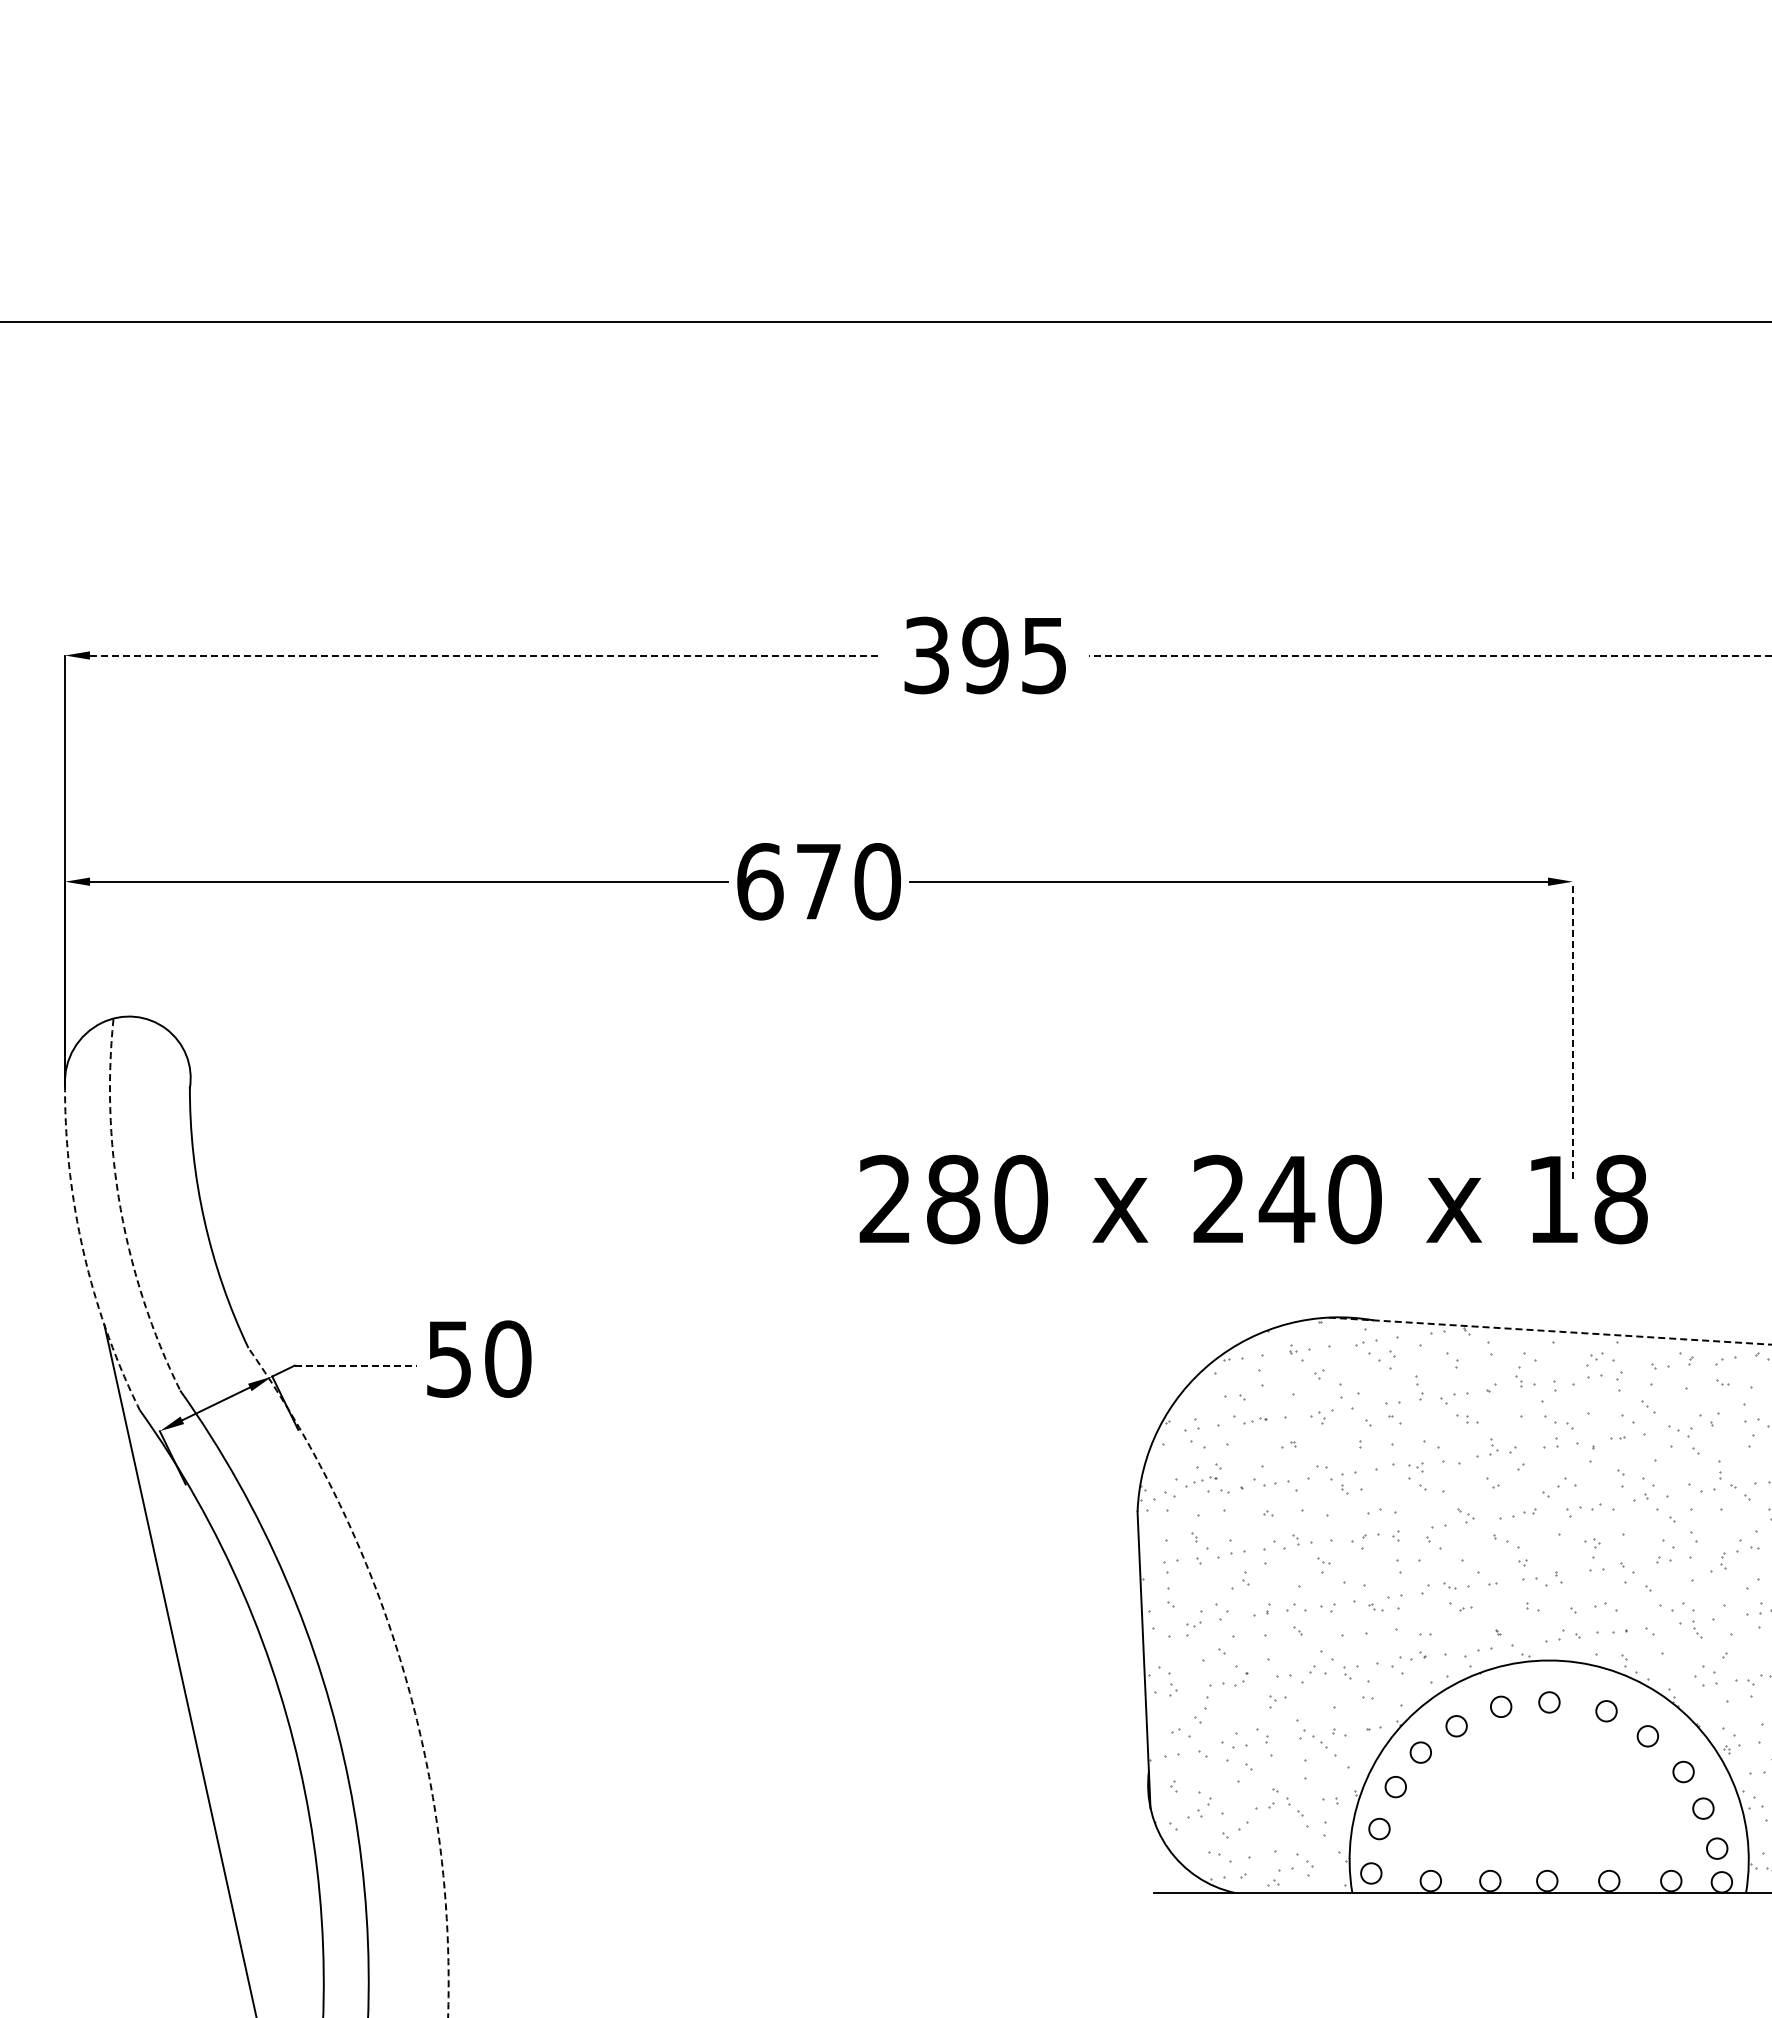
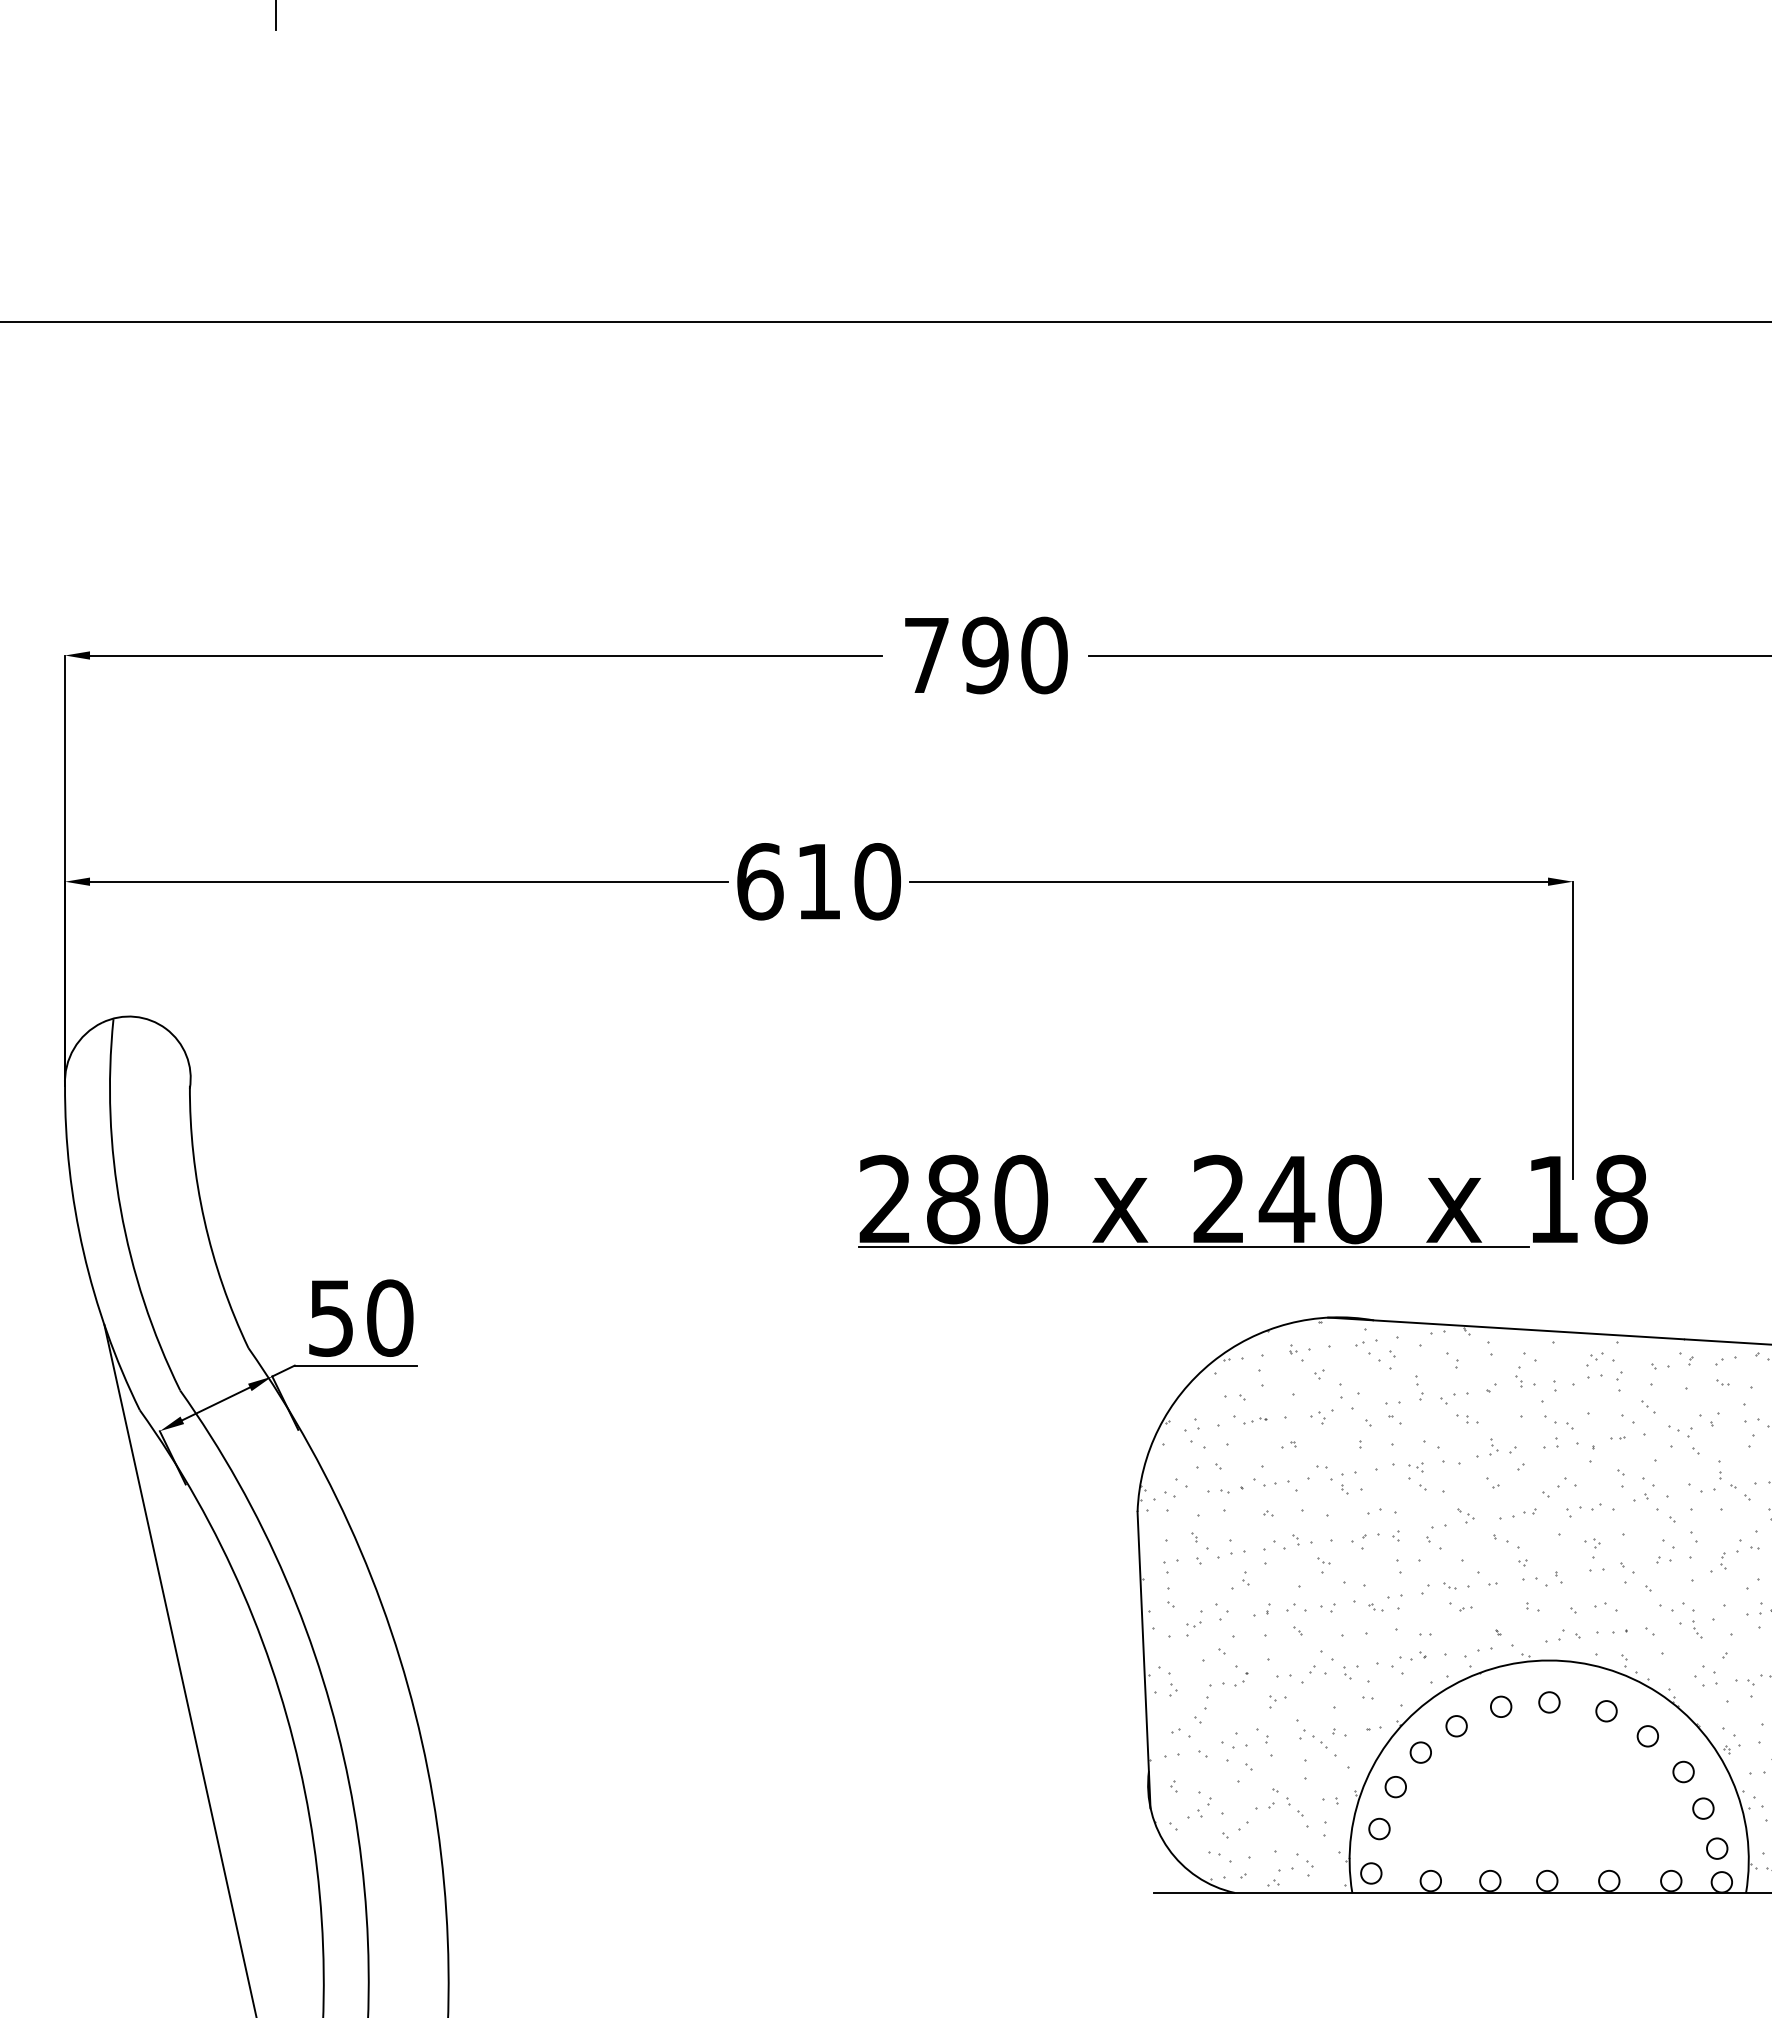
line: none -> present (276, 15)
line: dashed -> solid (486, 655)
text: 395 -> 790 (985, 655)
line: dashed -> solid (1430, 655)
text: 670 -> 610 (818, 881)
line: dashed -> solid (1573, 1029)
arc: dashed -> solid (120, 1209)
line: none -> present (1193, 1247)
arc: dashed -> solid (83, 1252)
line: dashed -> solid (1549, 1331)
text position: (479, 1358) -> (361, 1317) (361, 1317)
line: dashed -> solid (356, 1365)
part: present -> none (1205, 1479)
arc: dashed -> solid (402, 1665)
